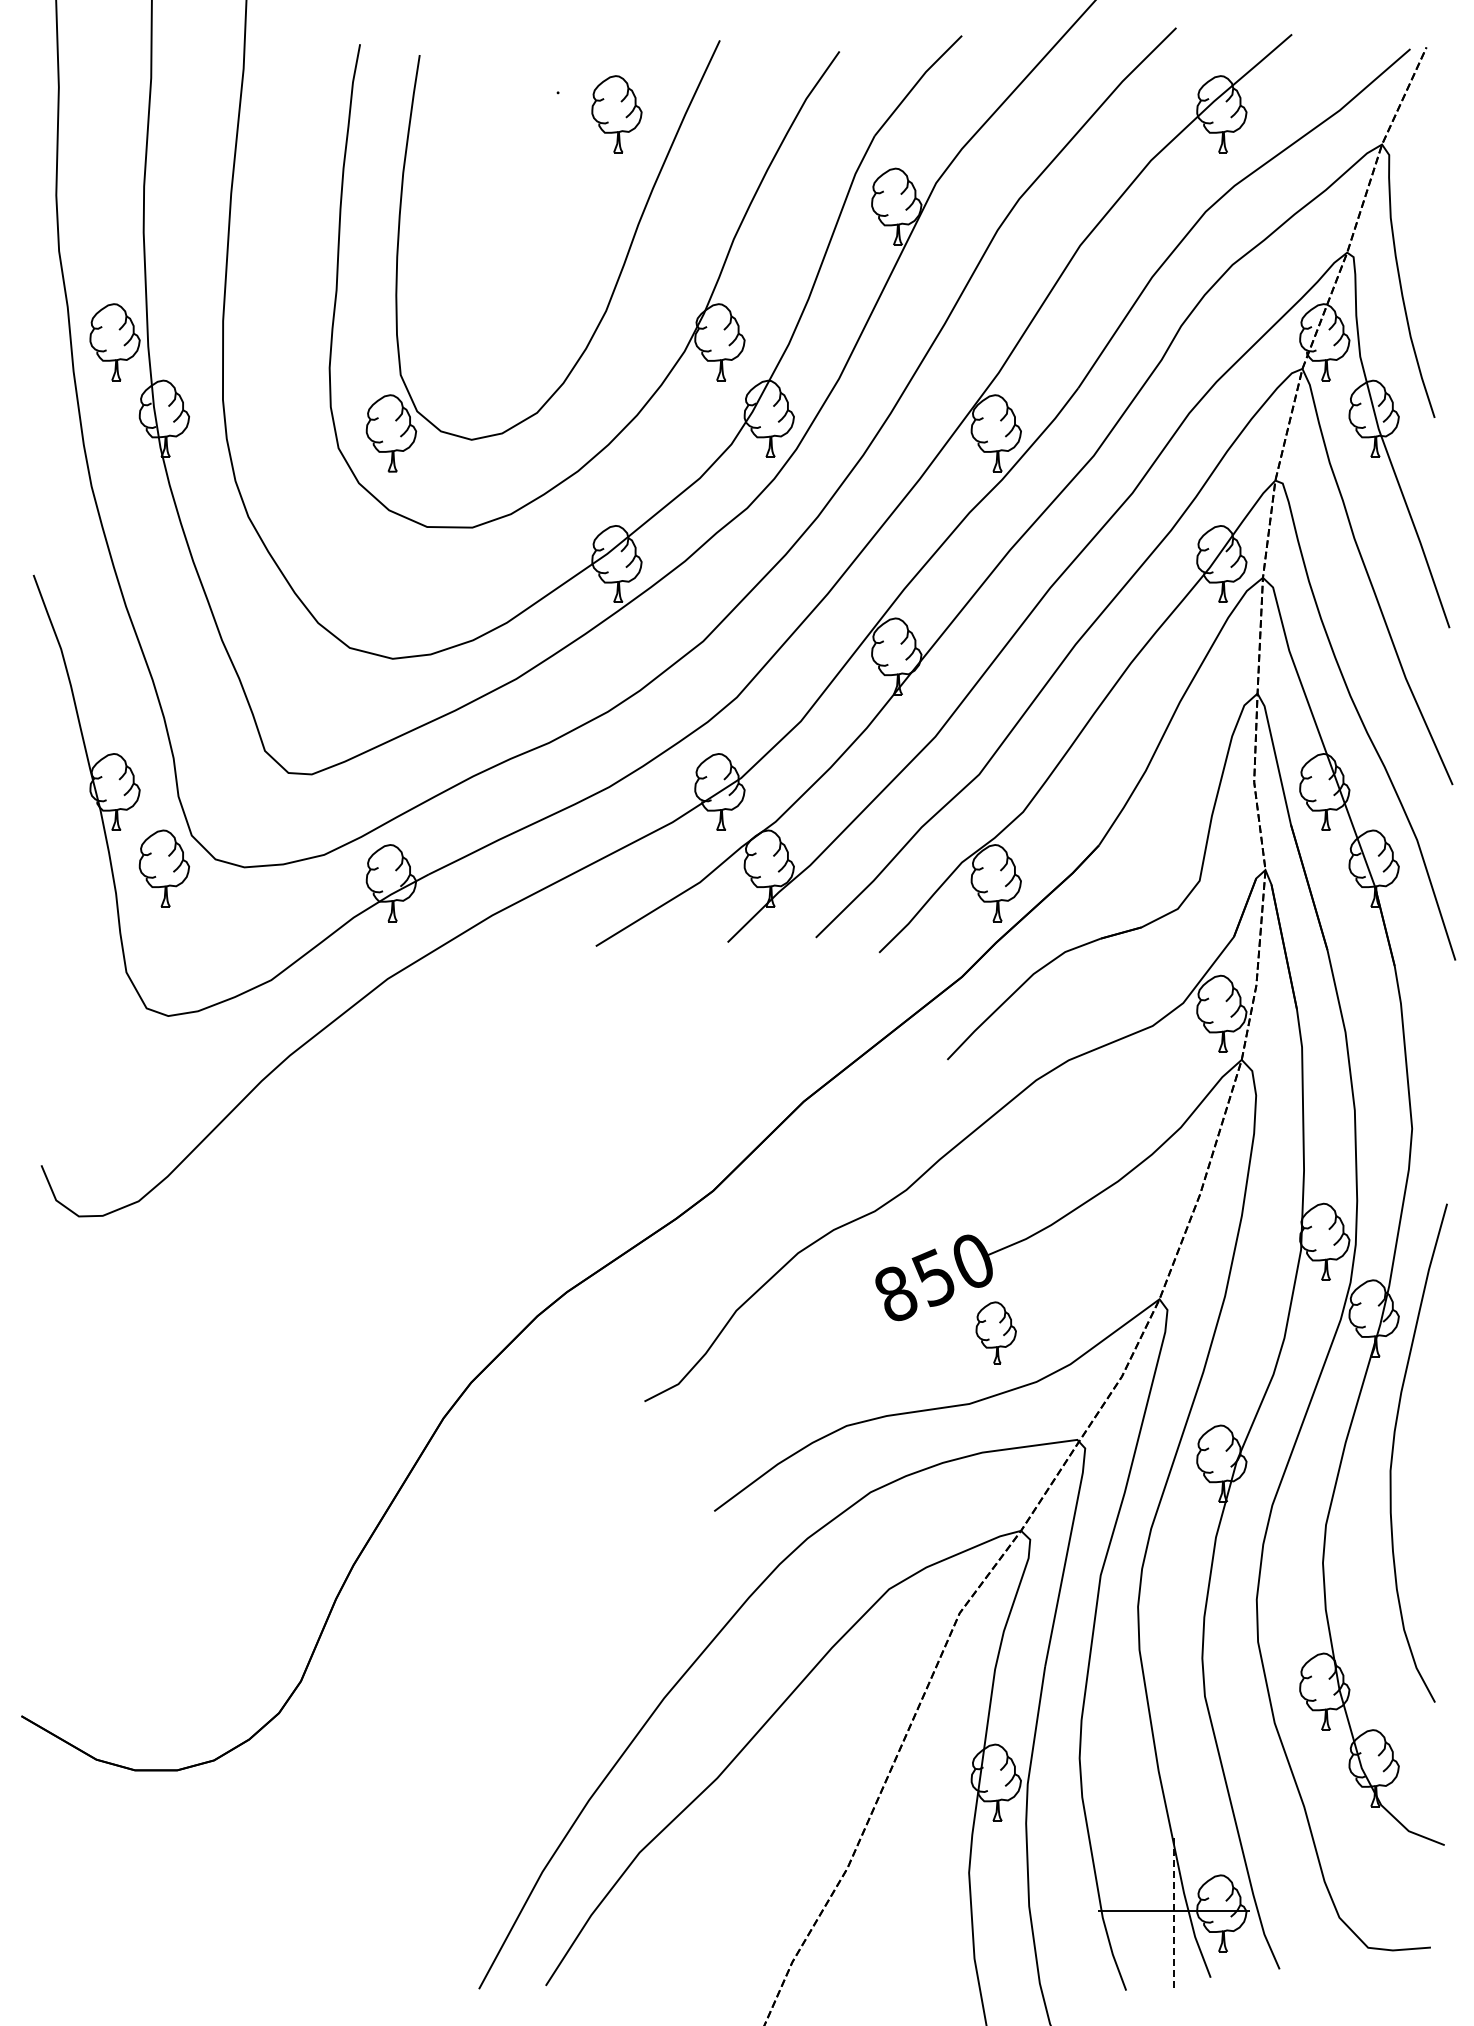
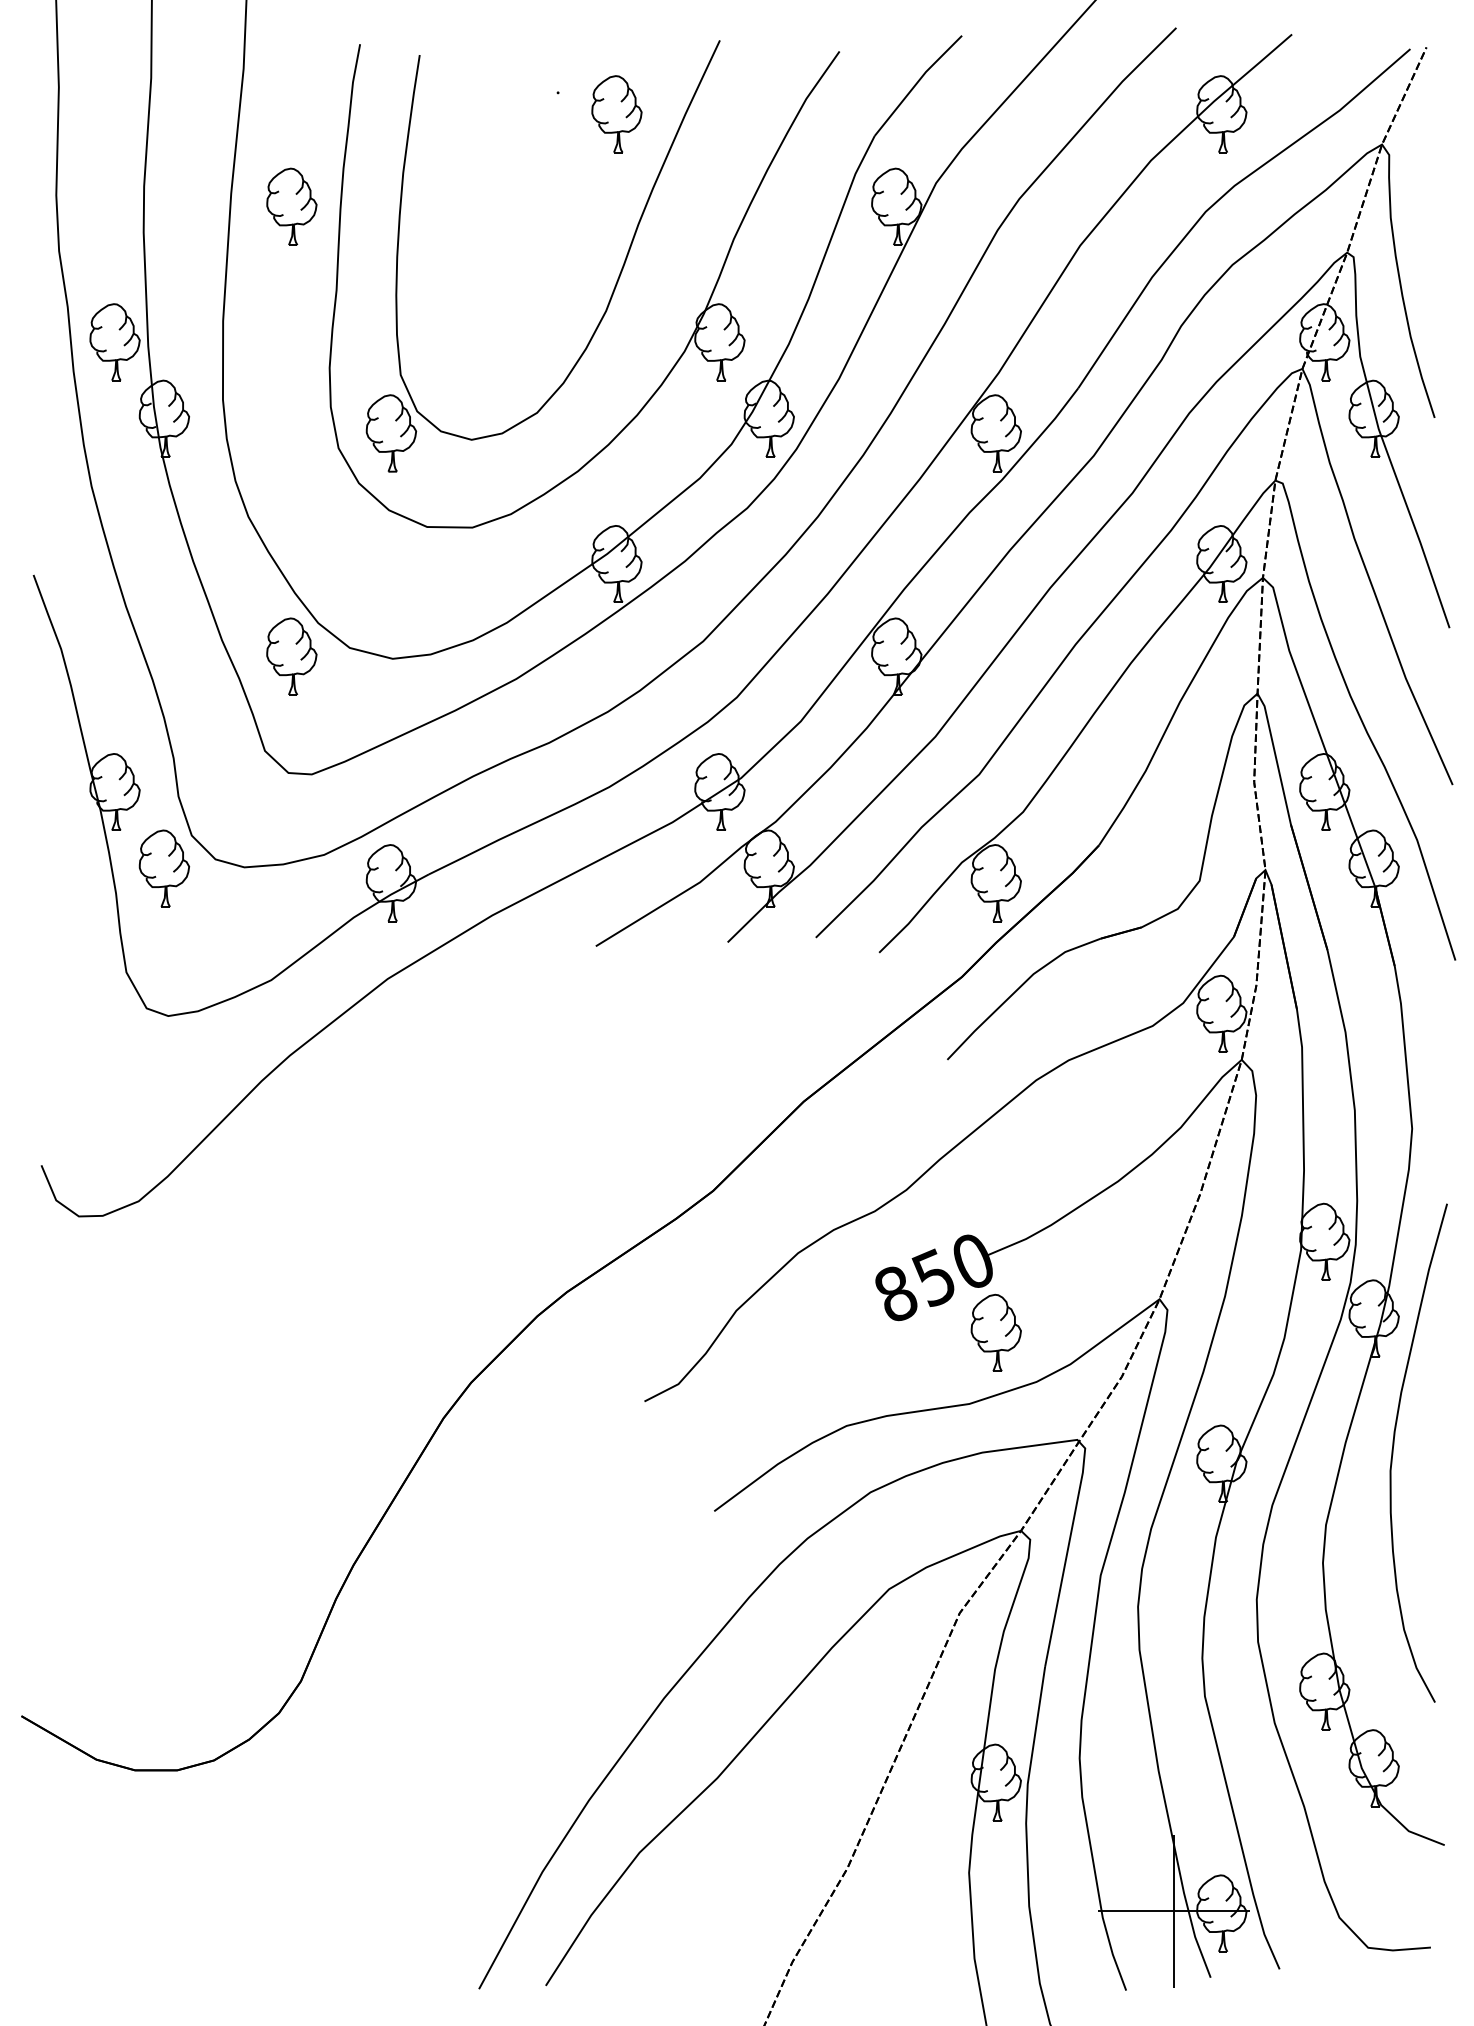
part: none -> present (291, 206)
part: none -> present (291, 656)
part size: 42x64 px -> 52x79 px (995, 1332)
line: dashed -> solid (1173, 1910)
